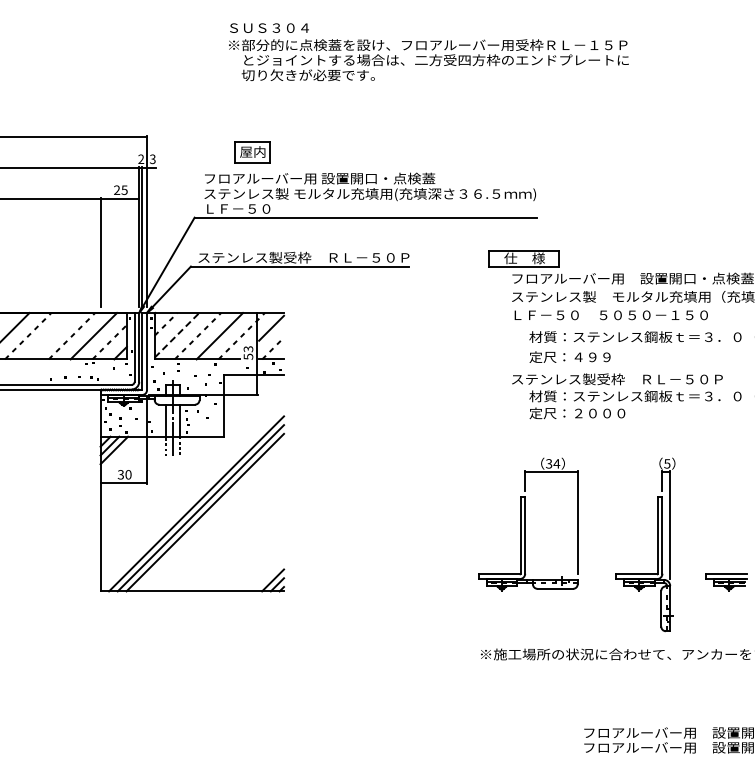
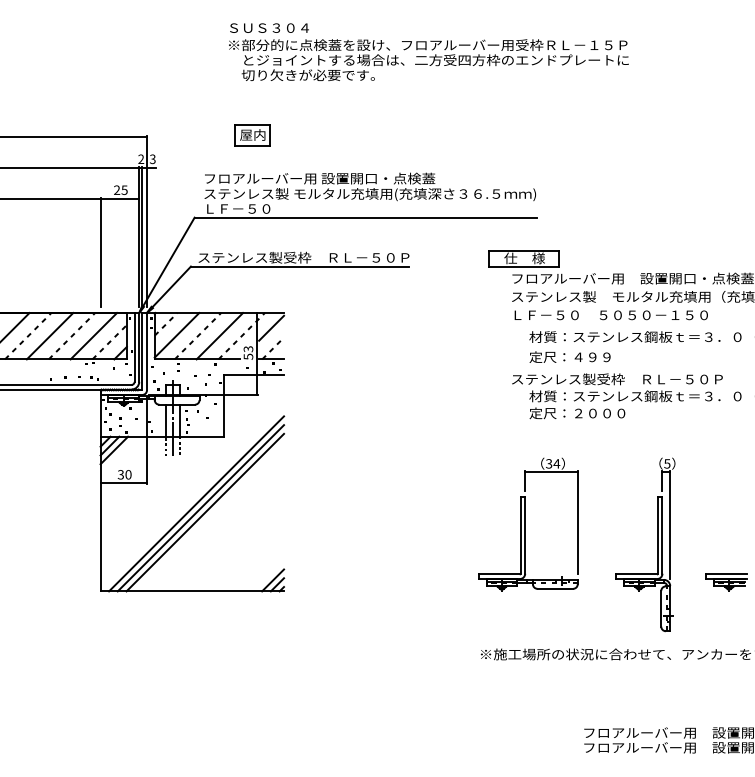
part position: (252, 152) -> (252, 135) (252, 135)
line: dashed -> solid (177, 335)
line: none -> present (49, 336)
